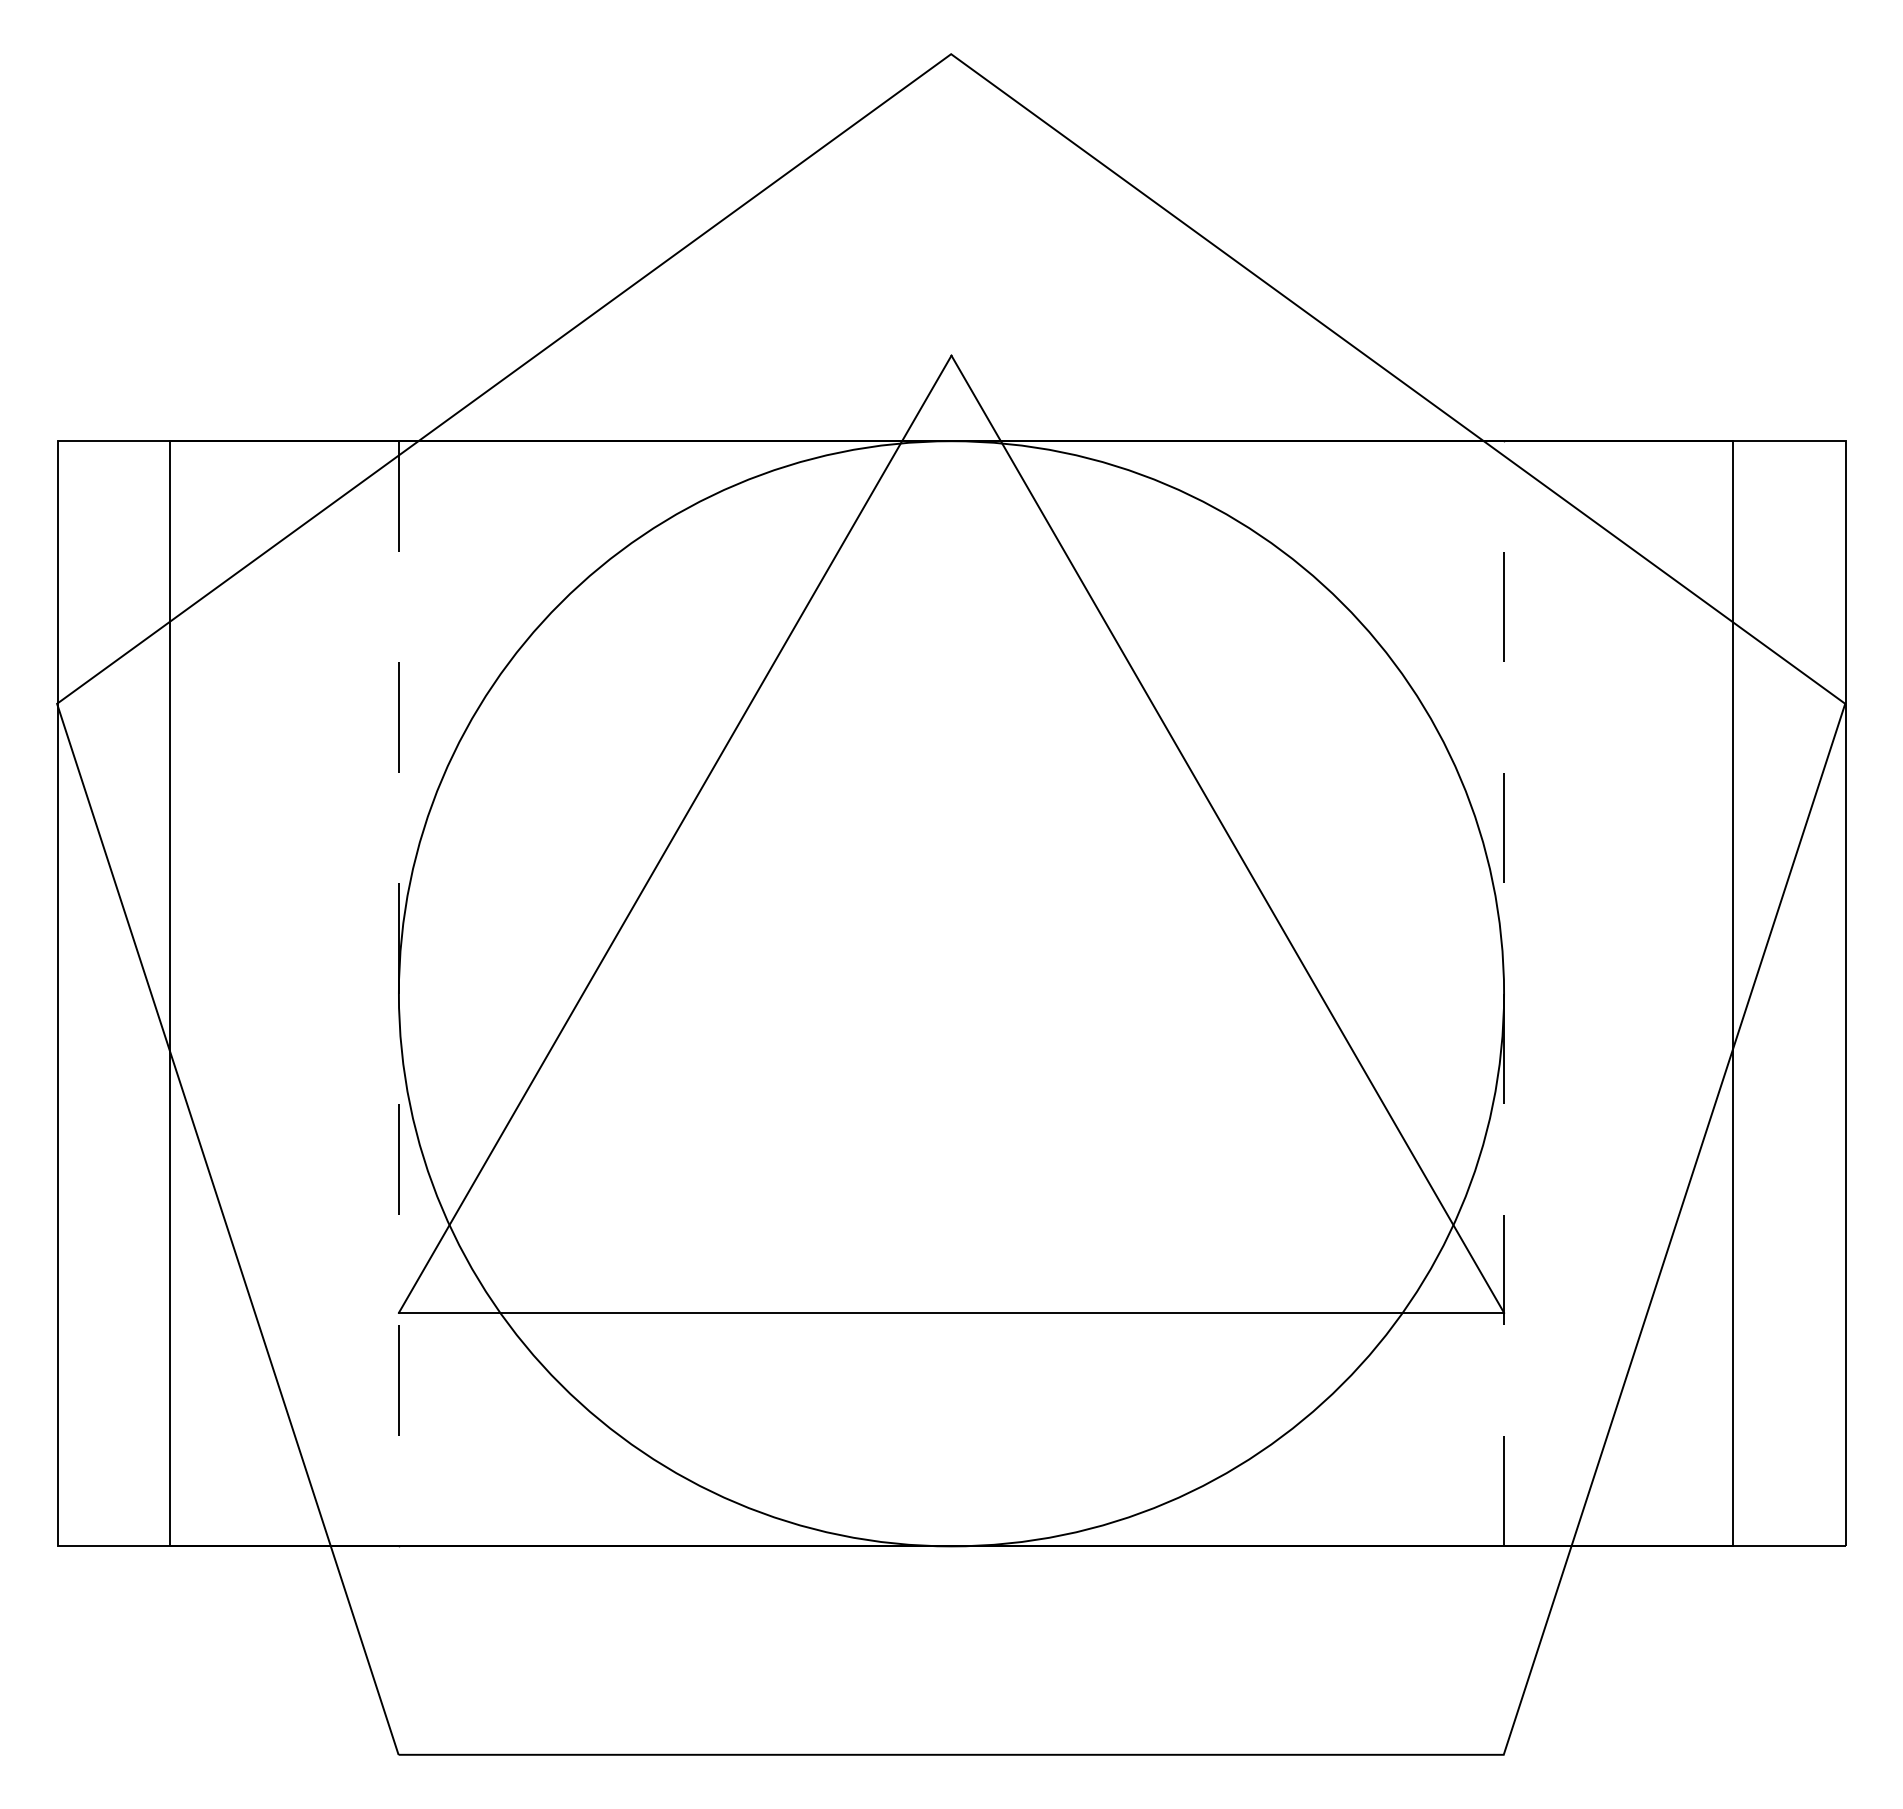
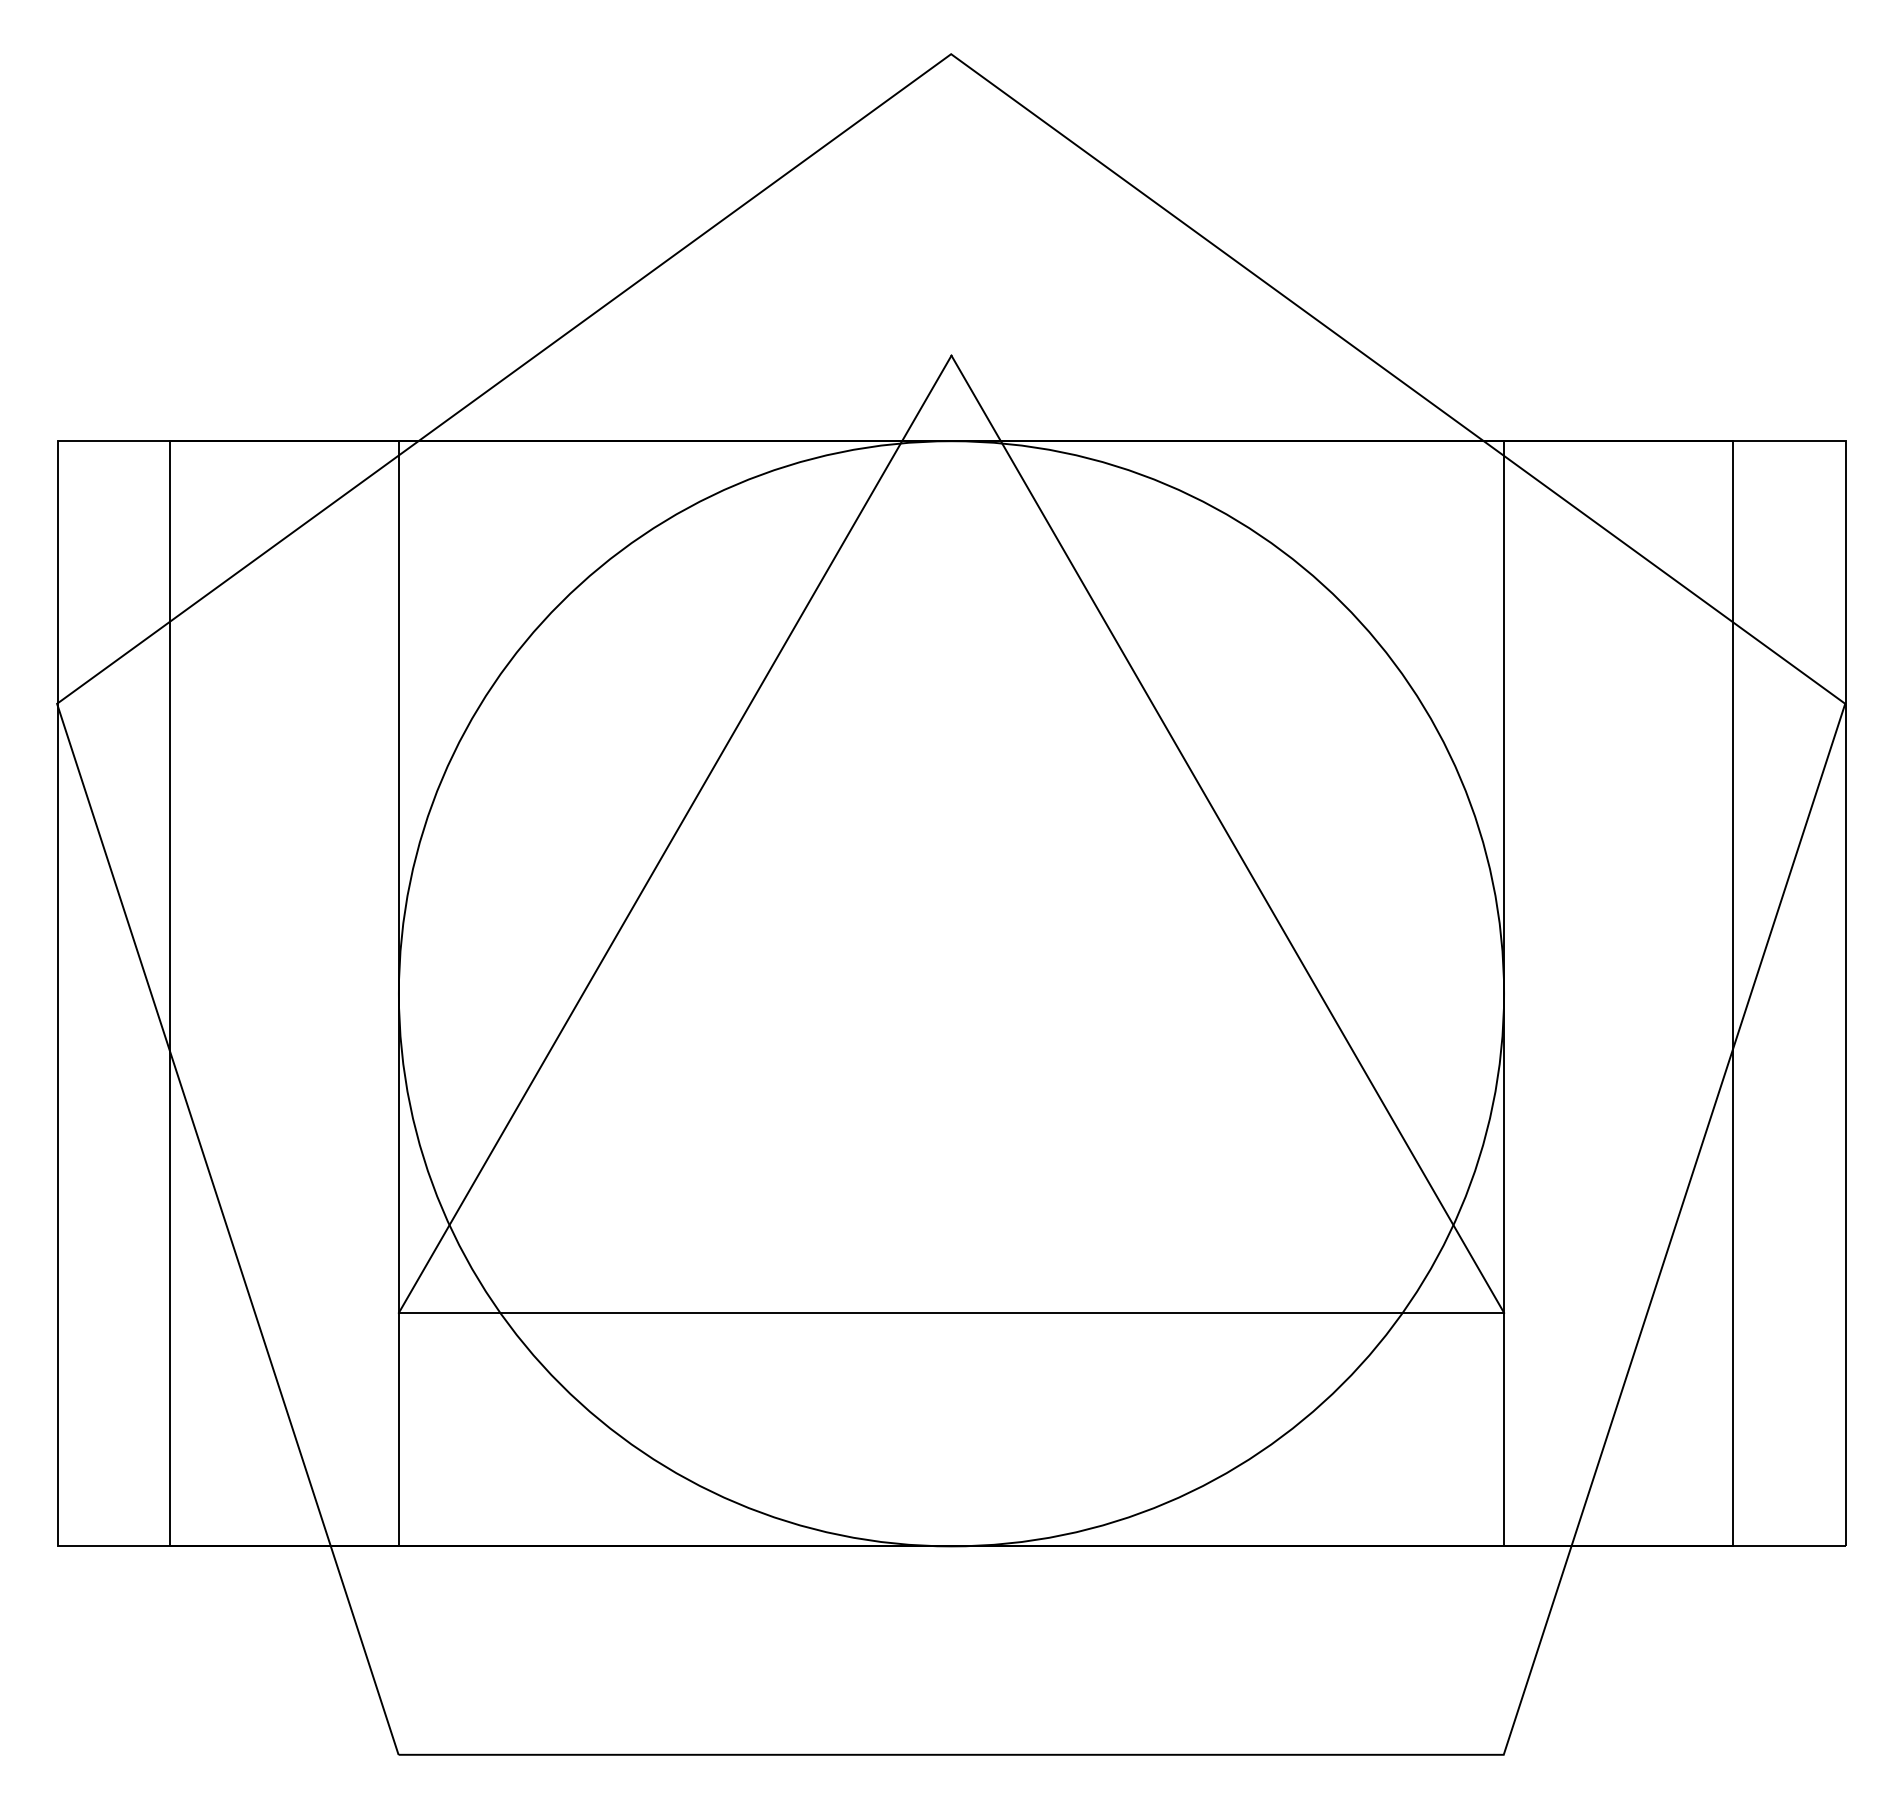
line: dashed -> solid (398, 993)
line: dashed -> solid (1504, 993)
